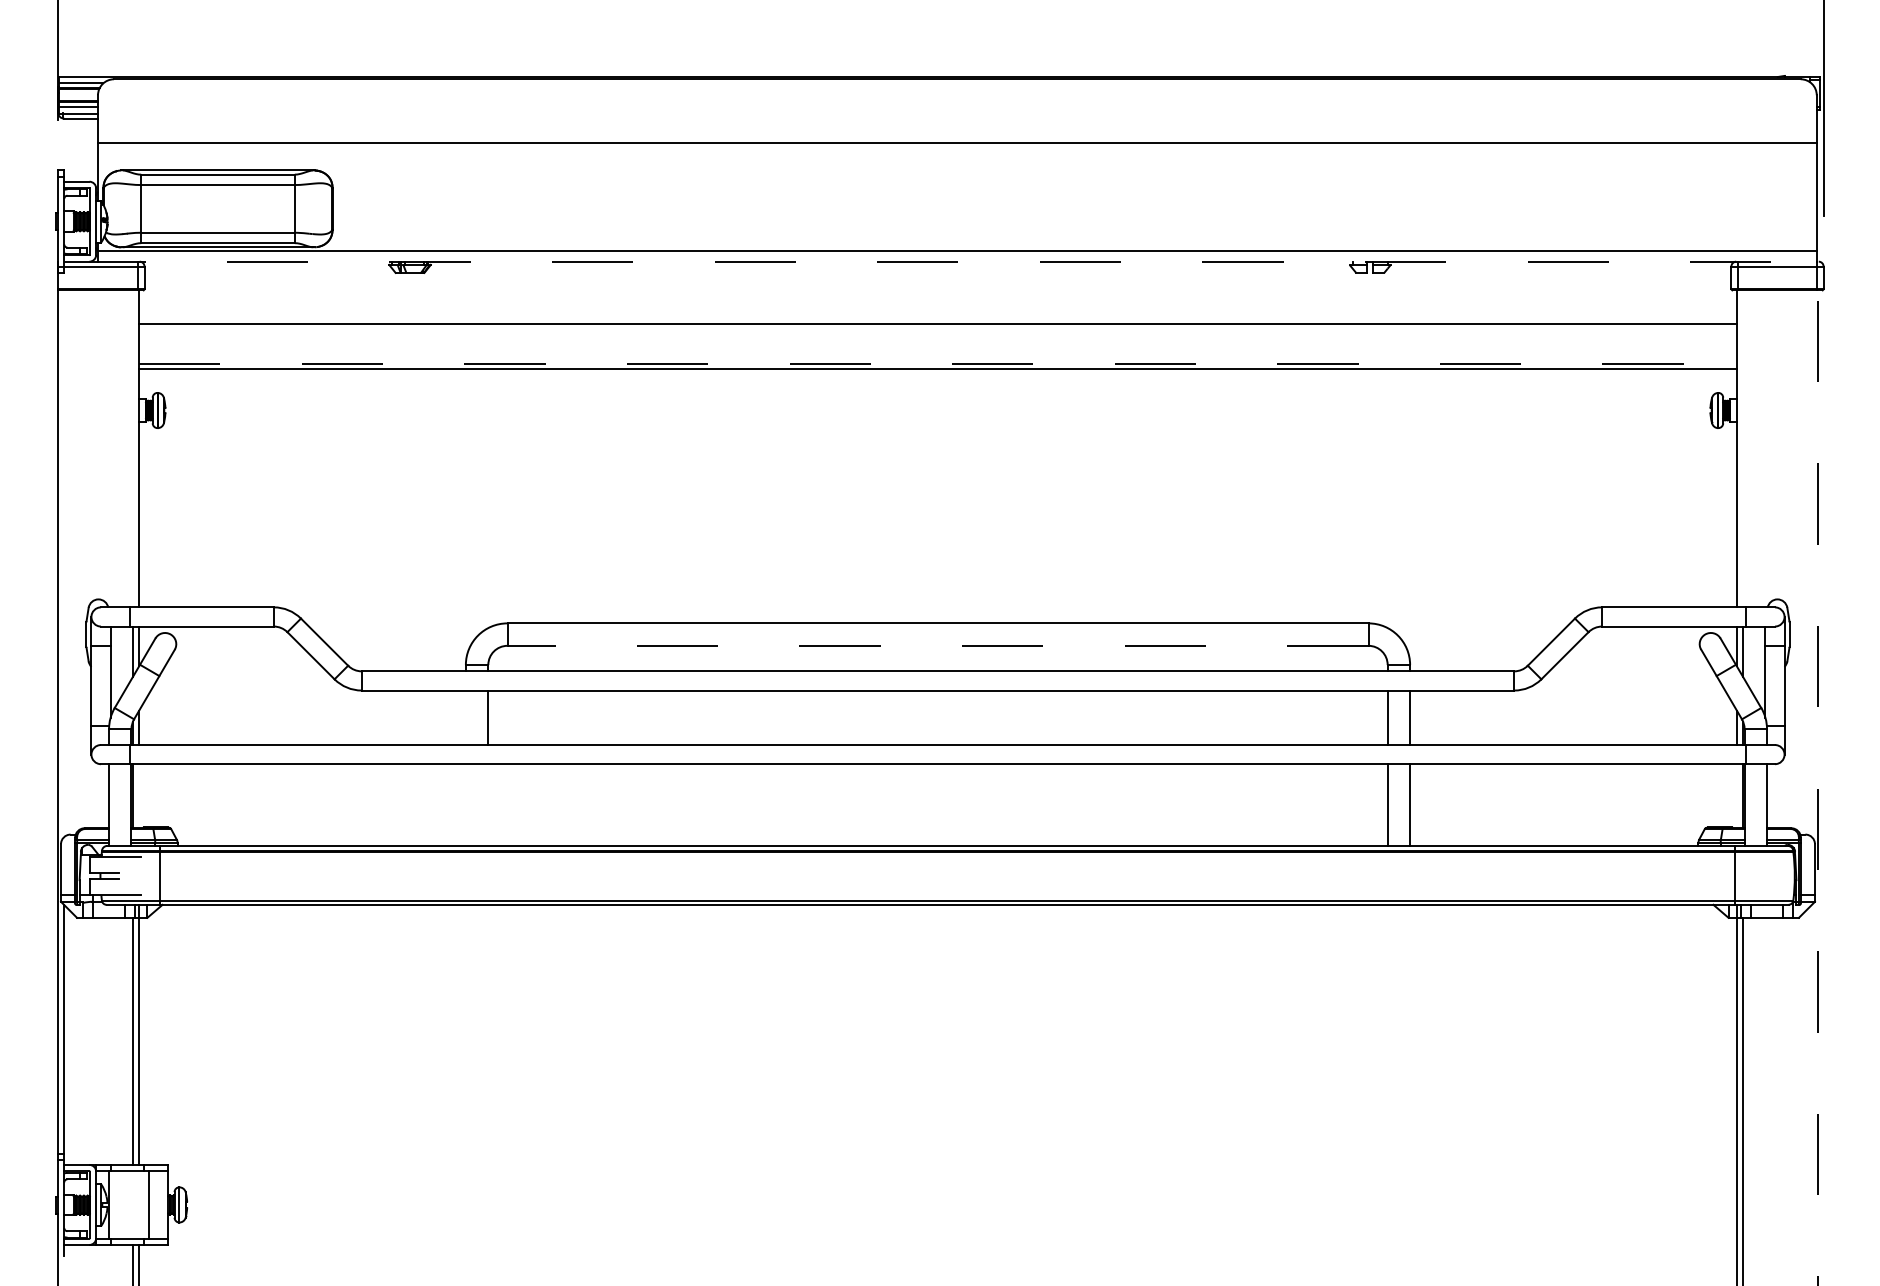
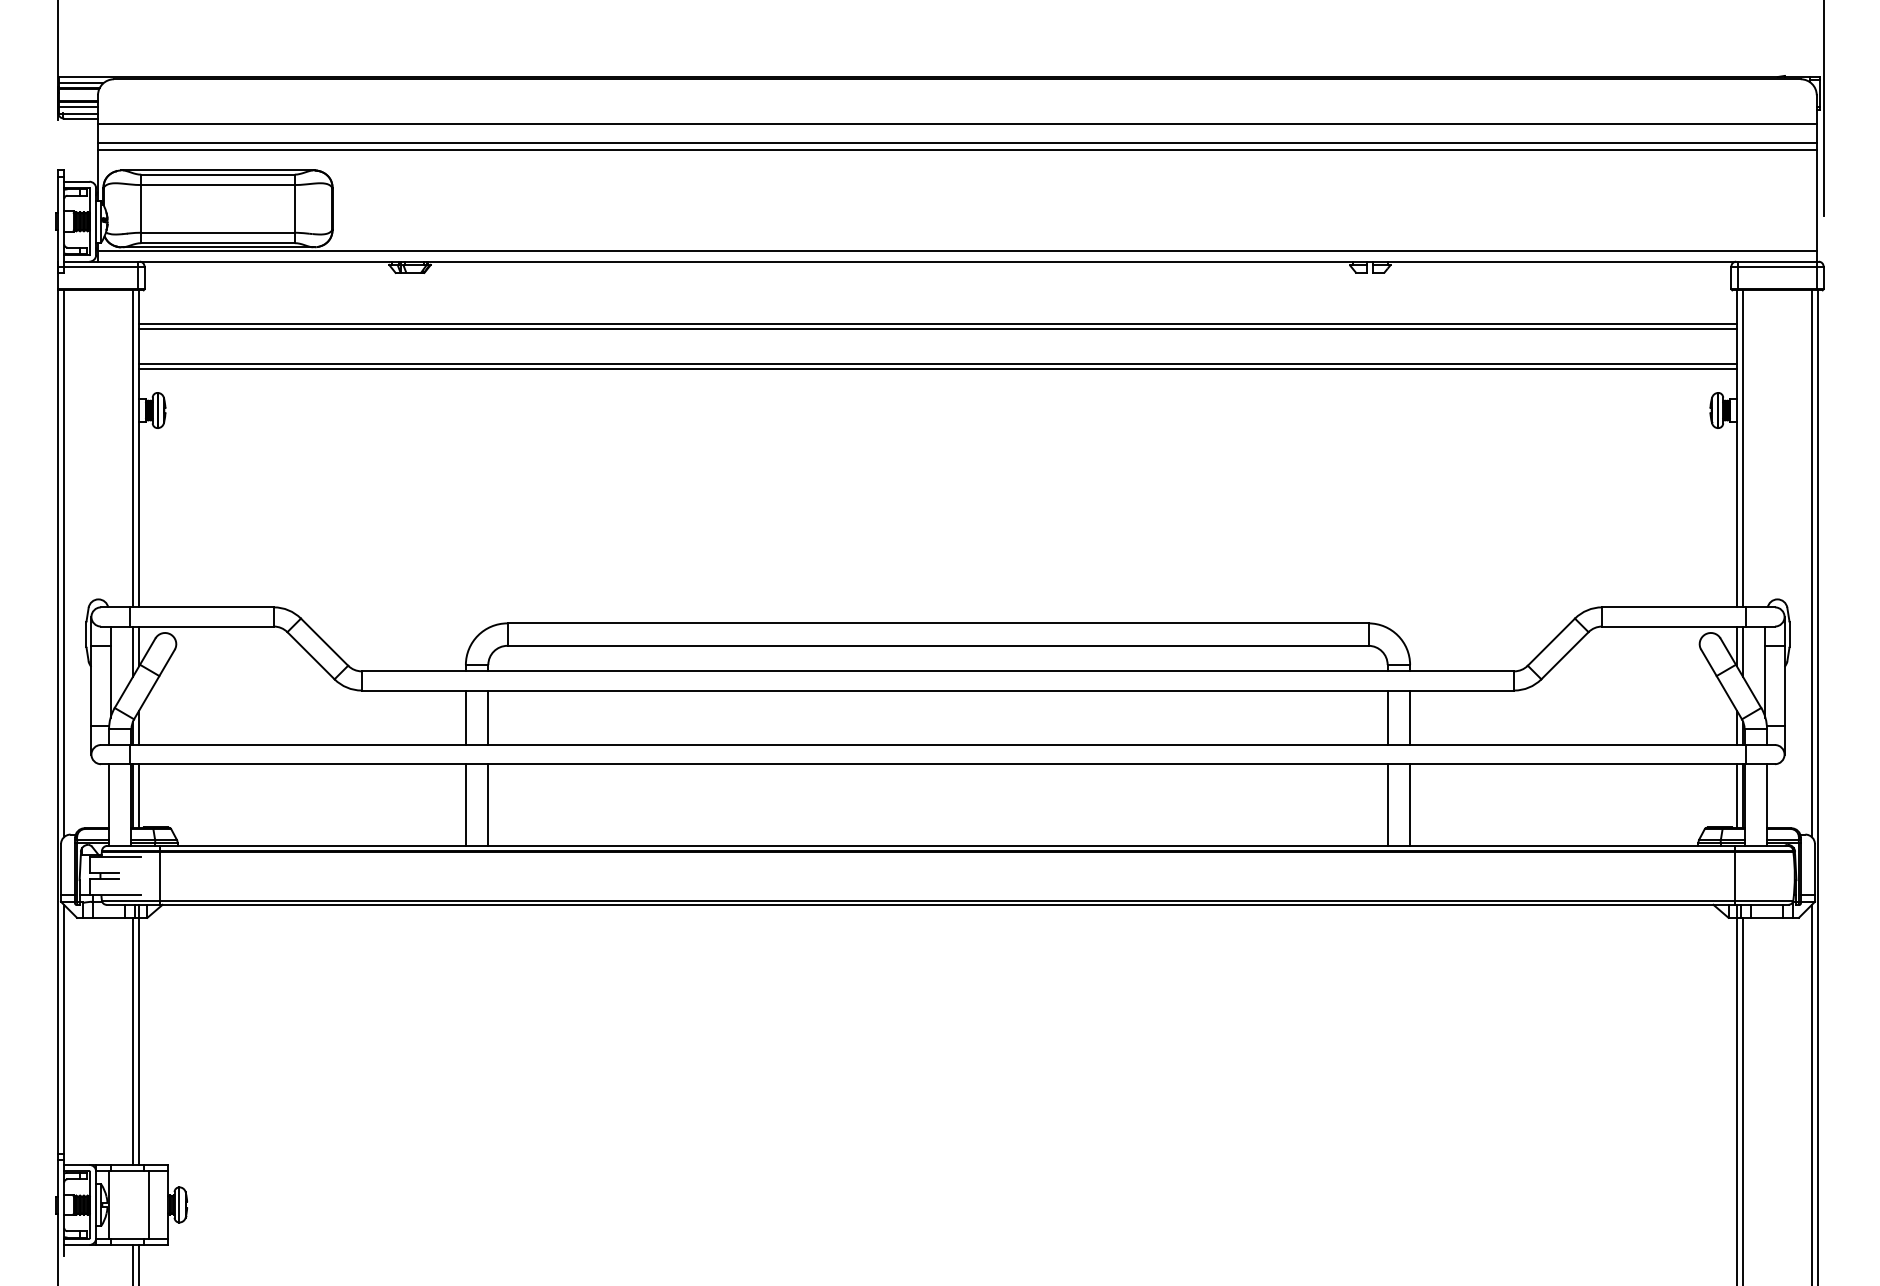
line: none -> present (957, 124)
line: none -> present (957, 149)
line: dashed -> solid (942, 261)
line: none -> present (937, 328)
line: dashed -> solid (938, 364)
line: none -> present (132, 448)
line: none -> present (1743, 448)
line: none -> present (64, 563)
line: none -> present (1811, 563)
line: dashed -> solid (937, 645)
line: none -> present (465, 717)
line: dashed -> solid (1818, 787)
line: none -> present (139, 796)
line: none -> present (1736, 796)
line: none -> present (465, 804)
line: none -> present (488, 804)
line: none -> present (1811, 1093)
